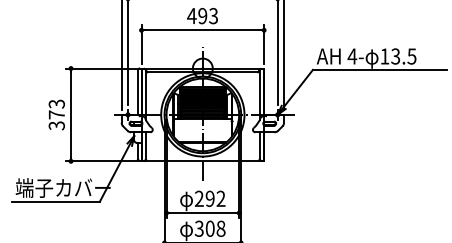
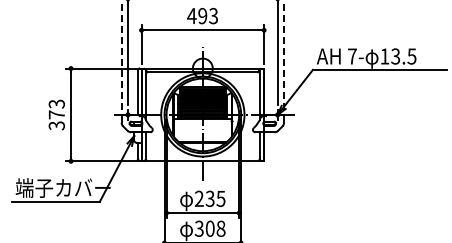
line: solid -> dashed (121, 55)
line: solid -> dashed (284, 55)
text: 4- -> 7- (352, 56)
text: 292 -> 235 (215, 198)
